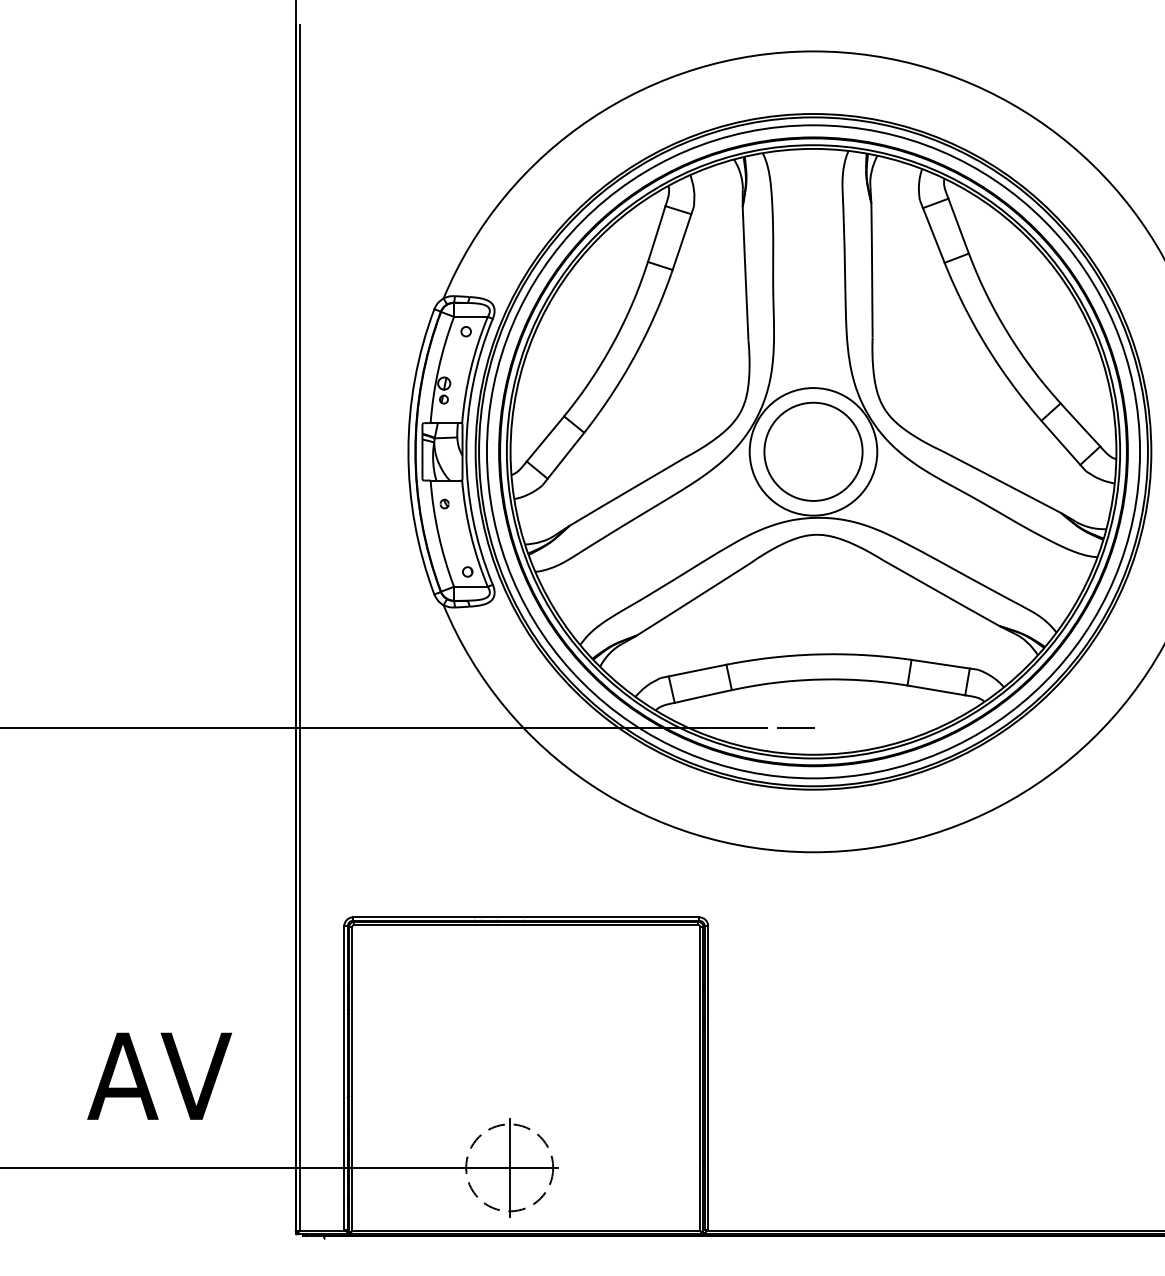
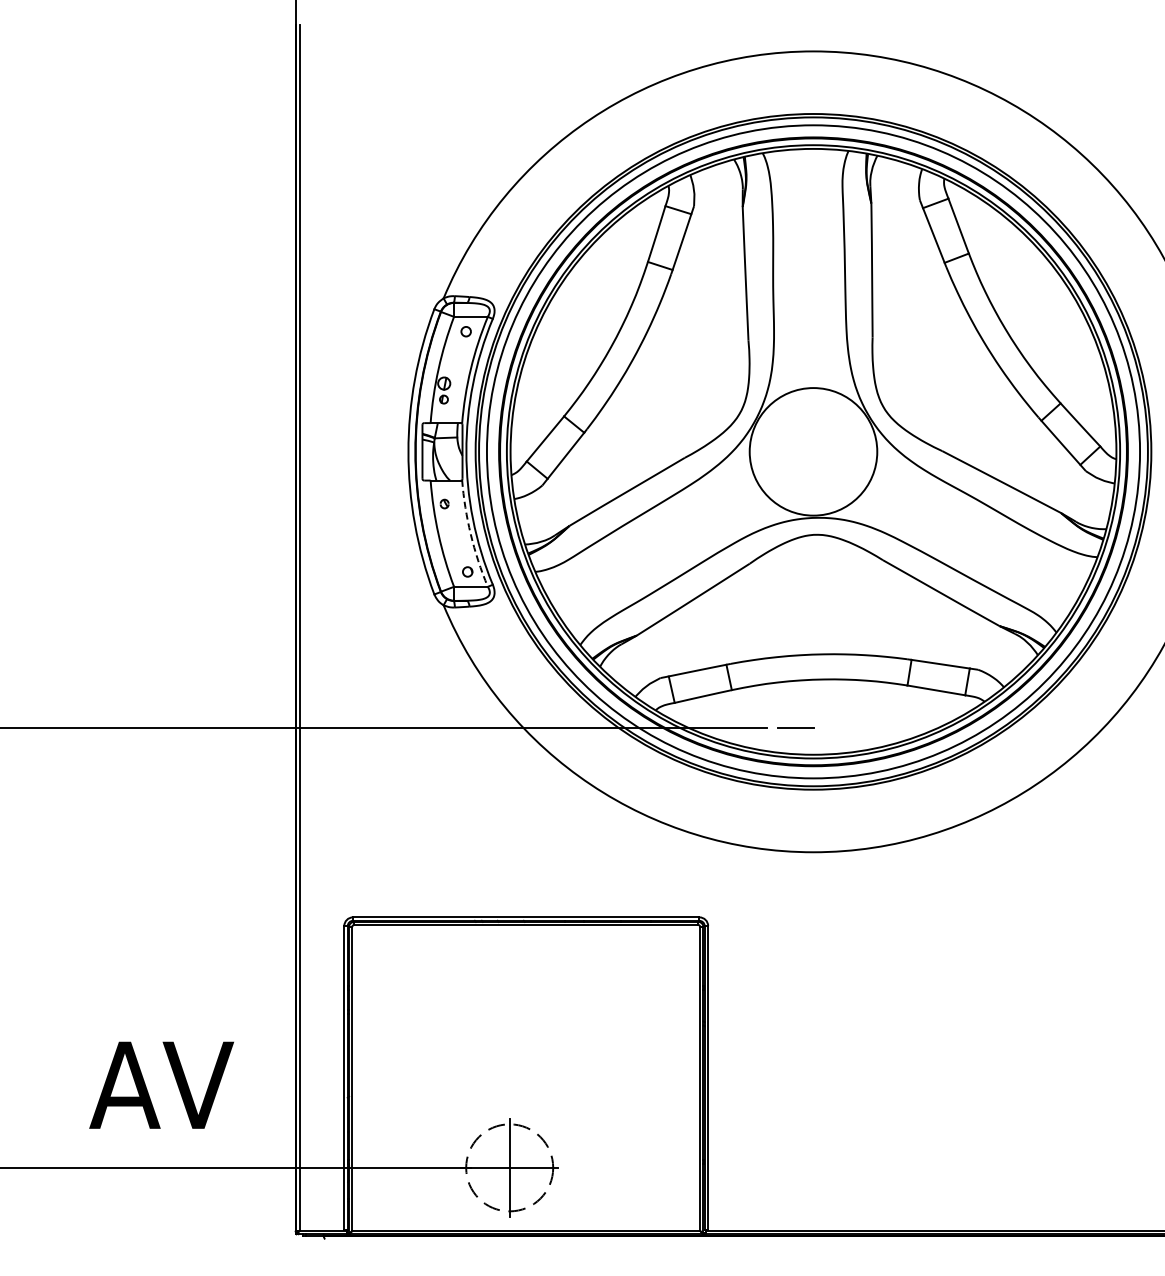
circle: present -> none (813, 451)
arc: solid -> dashed (470, 534)
text position: (159, 1075) -> (161, 1084) (161, 1084)
